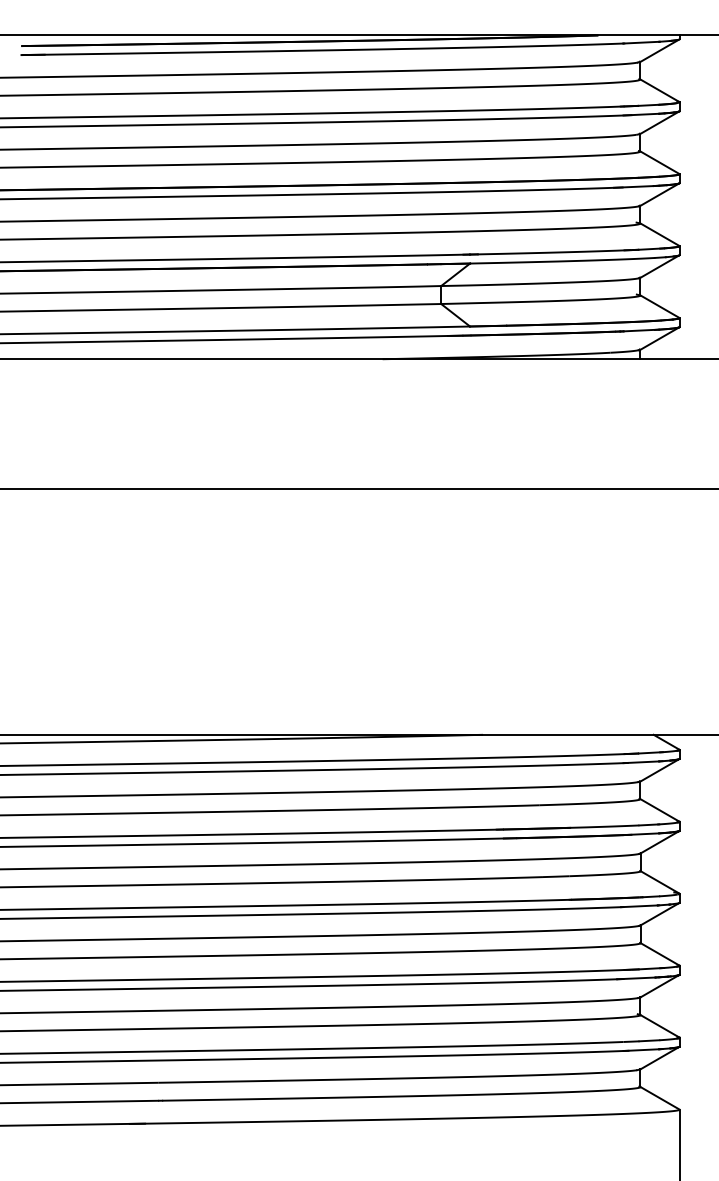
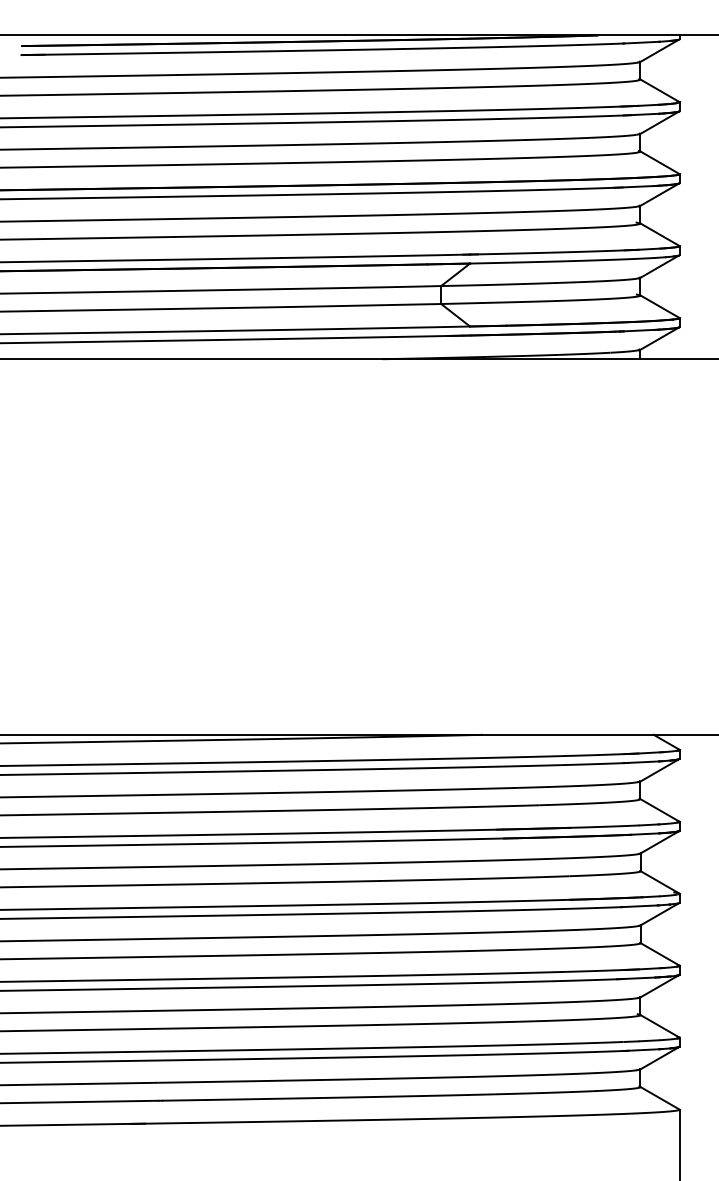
line: present -> none (358, 488)
